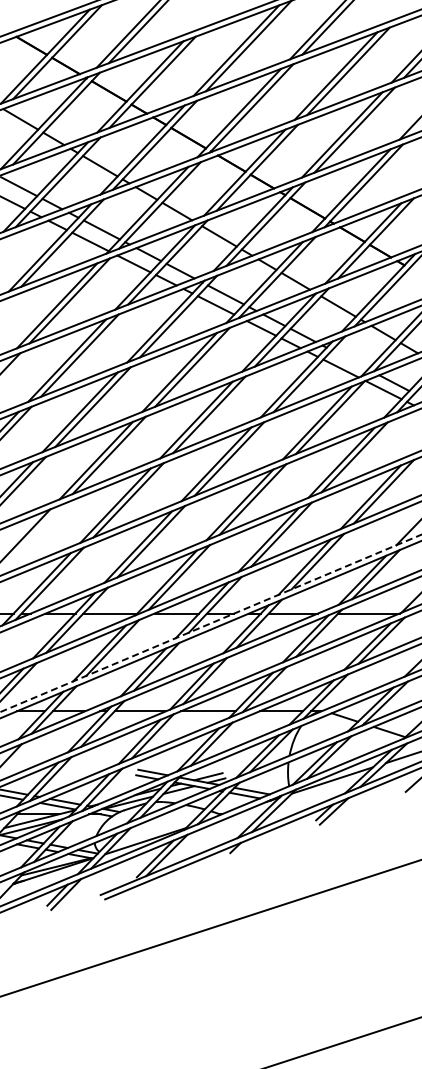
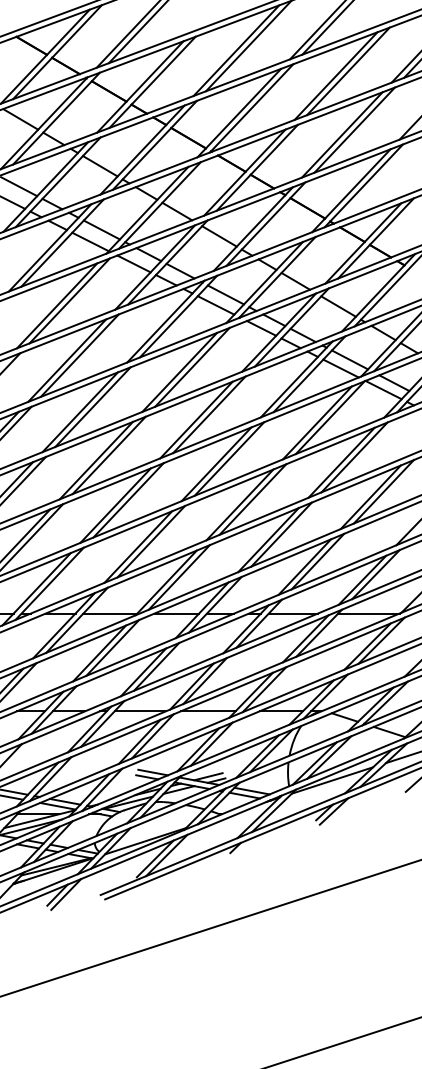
line: none -> present (349, 359)
line: none -> present (32, 536)
line: dashed -> solid (211, 623)
